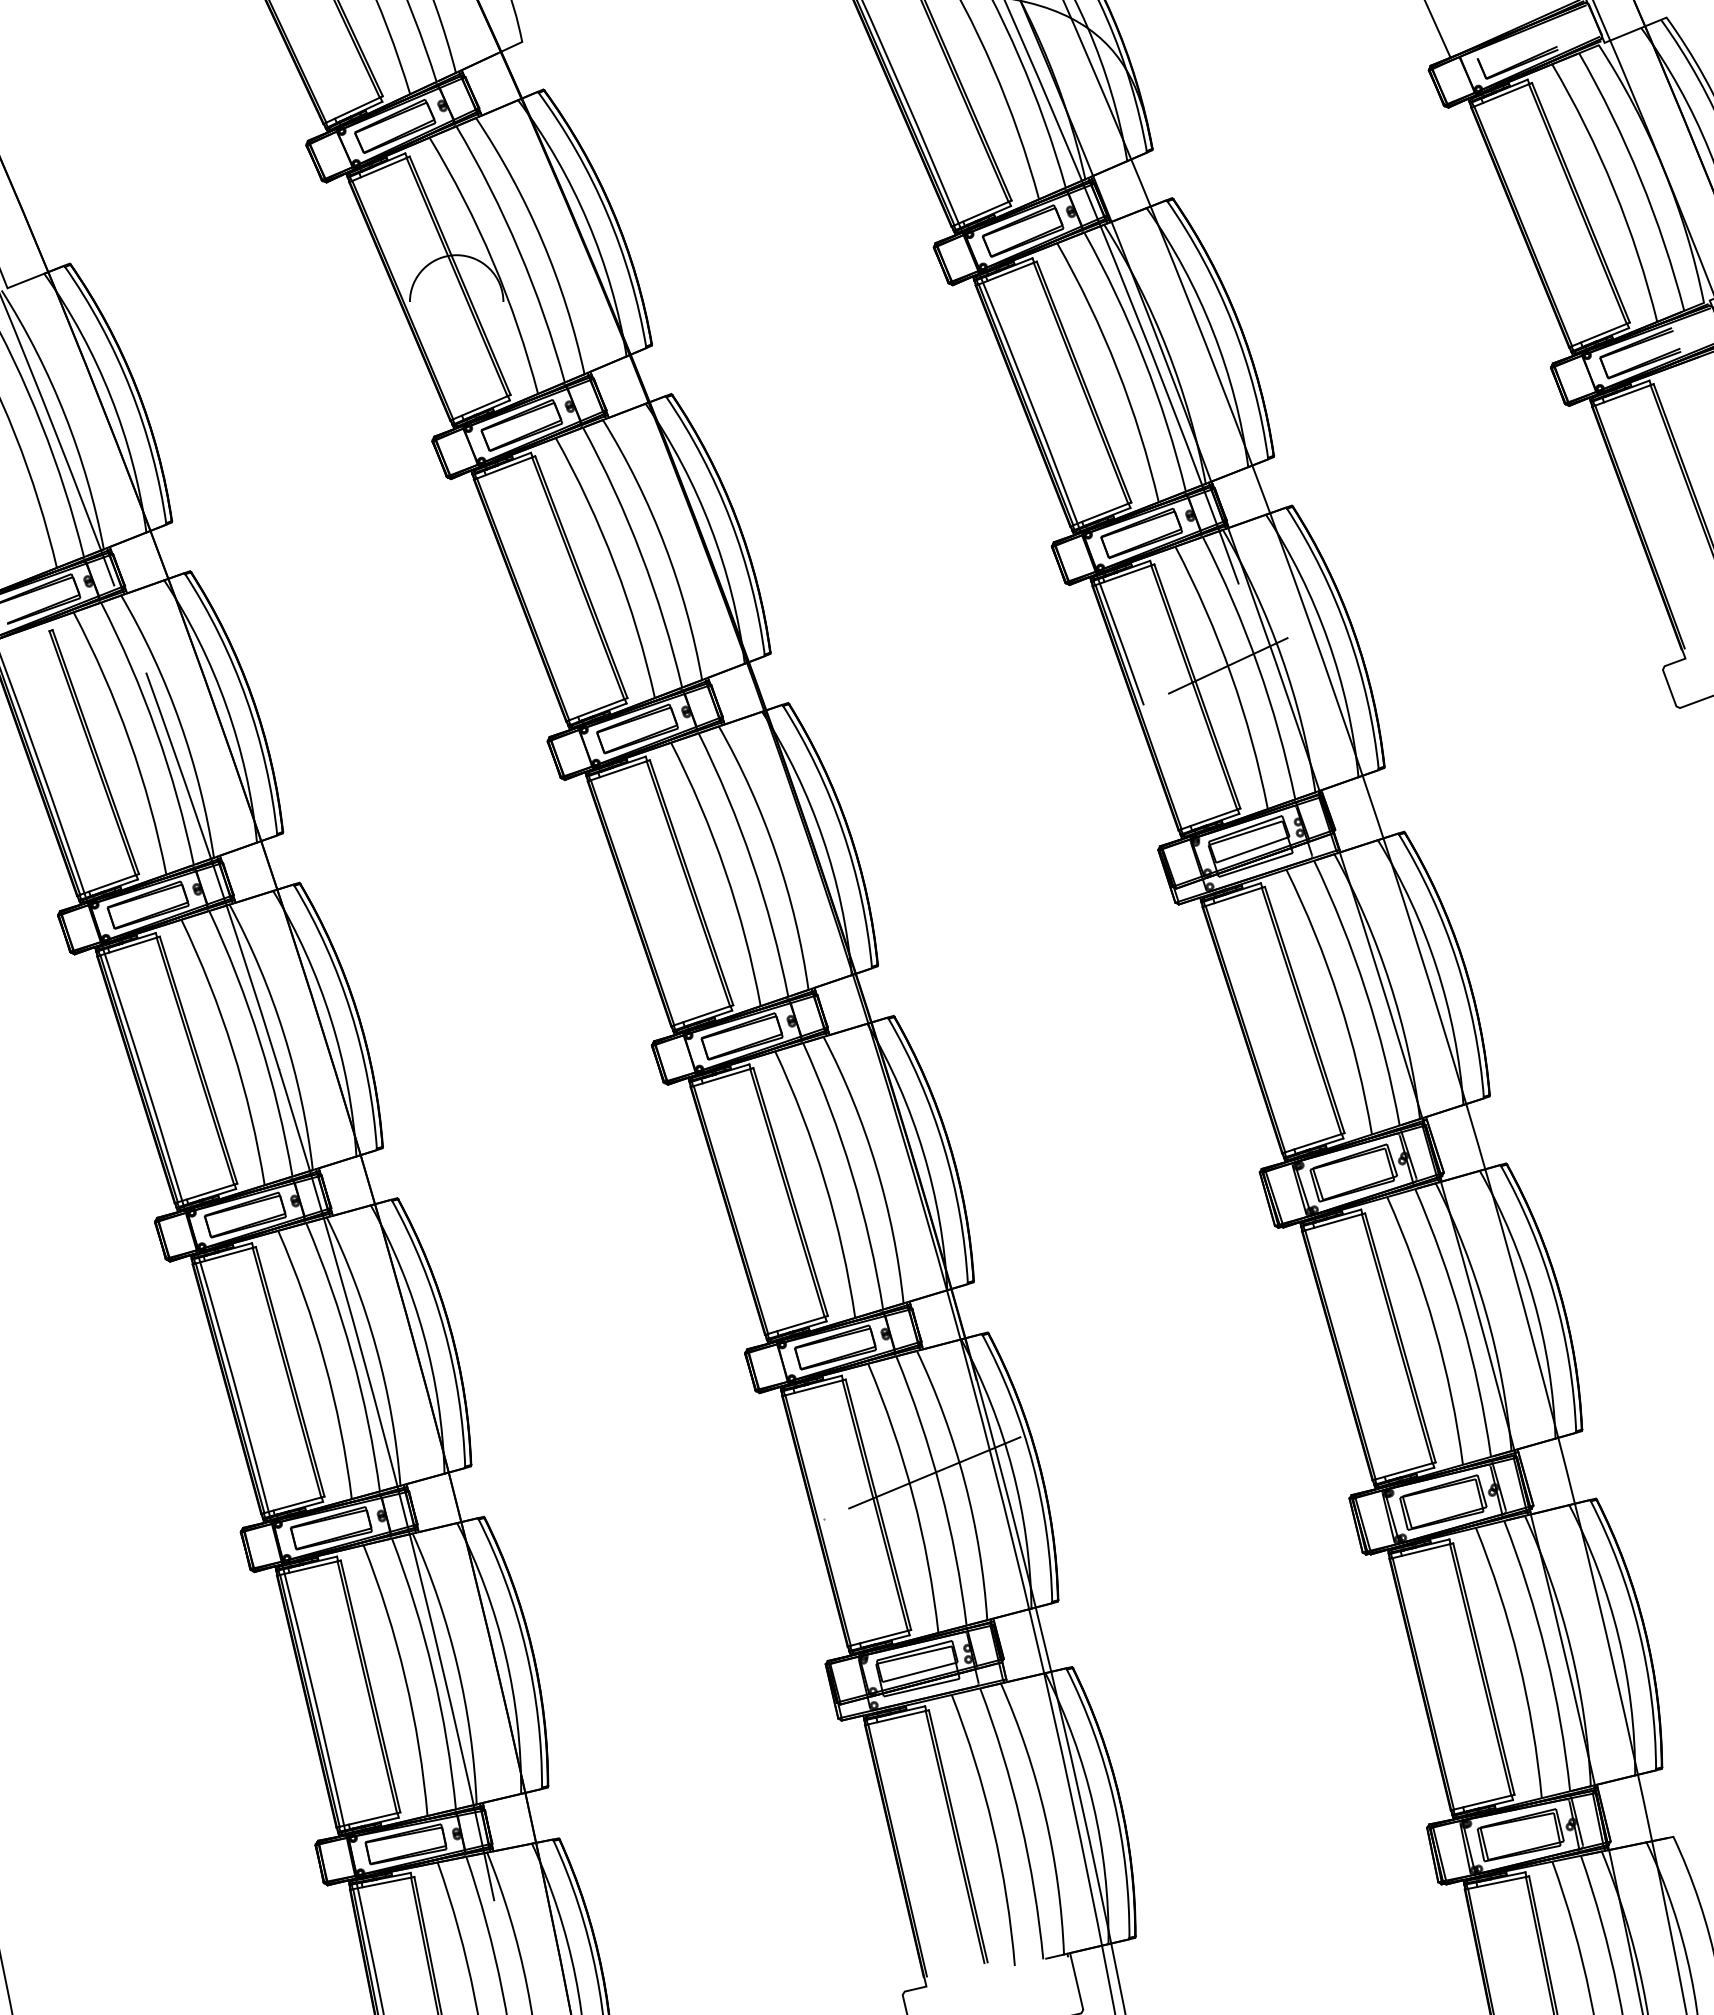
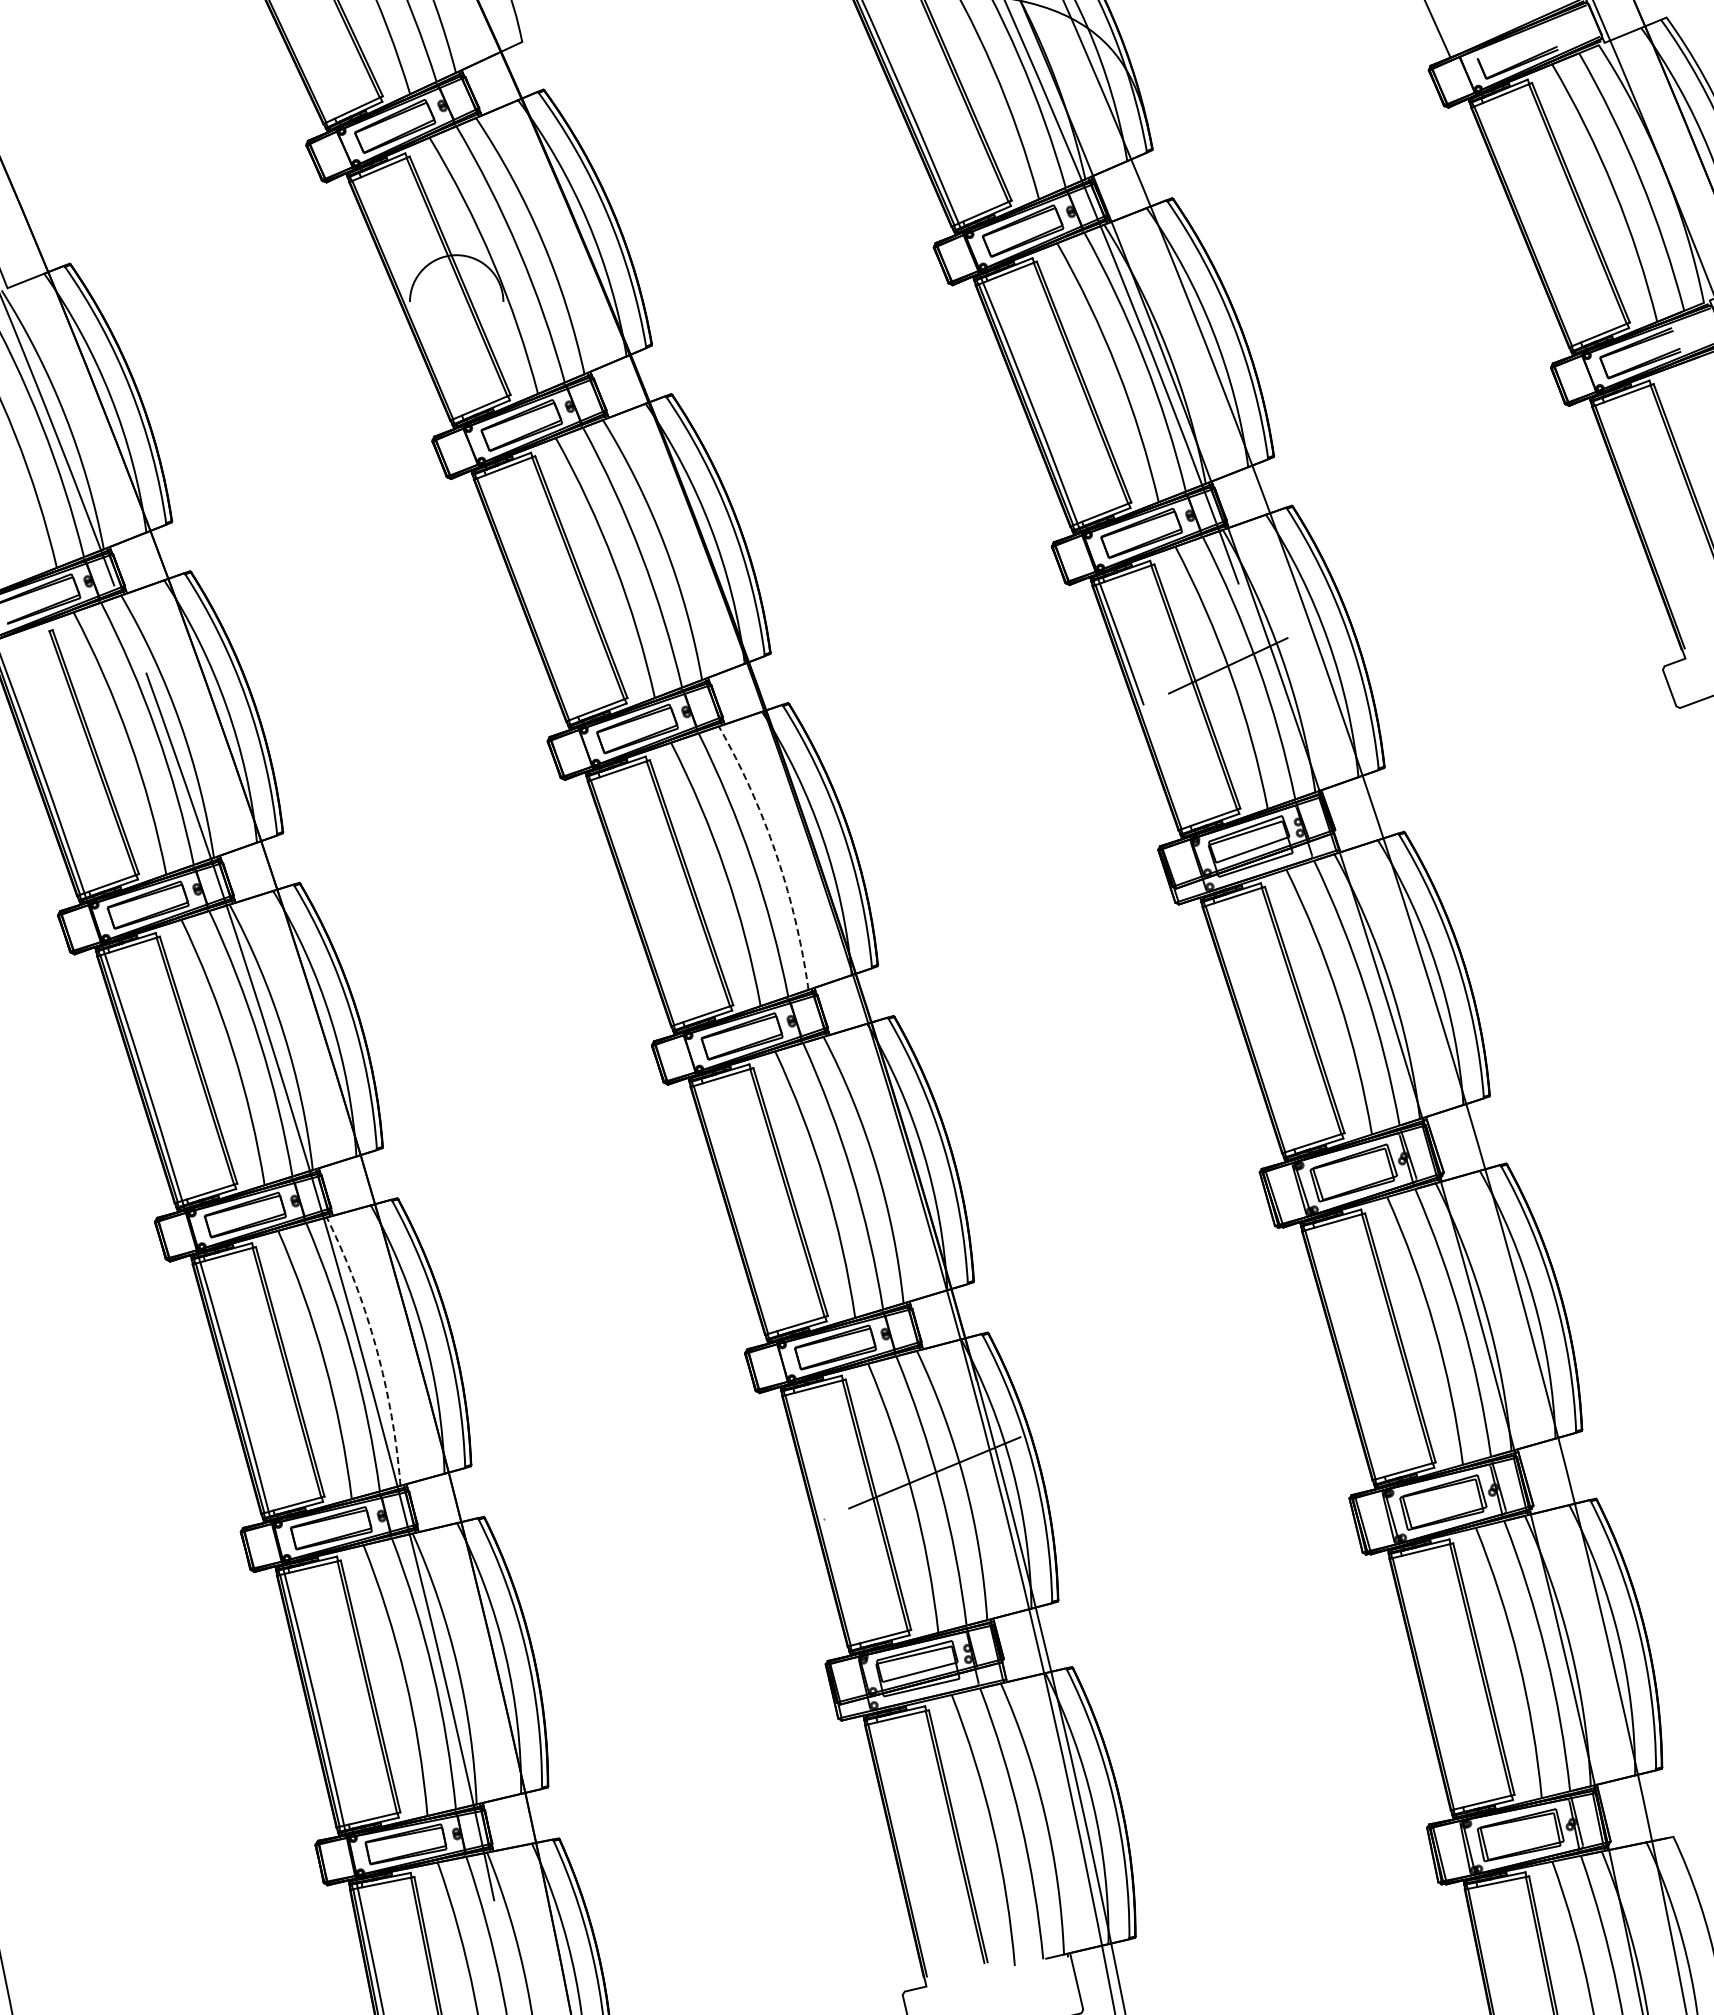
arc: solid -> dashed (776, 853)
arc: solid -> dashed (376, 1348)
